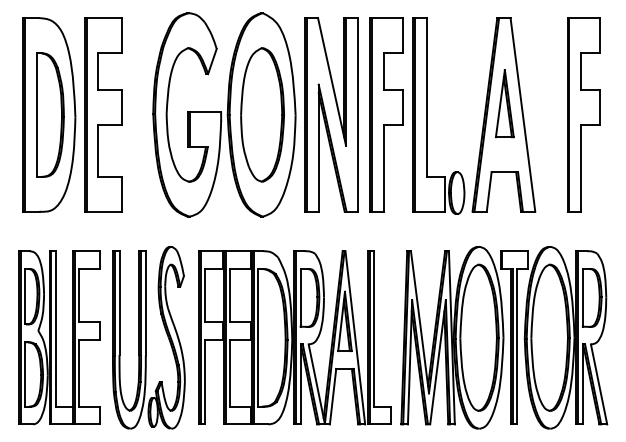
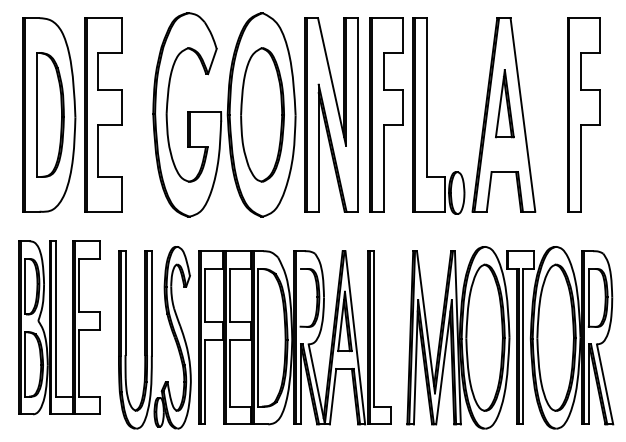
line: present -> none (300, 297)
part position: (59, 337) -> (59, 327) (59, 327)
part position: (148, 337) -> (154, 337) (154, 337)
part position: (504, 337) -> (510, 337) (510, 337)
